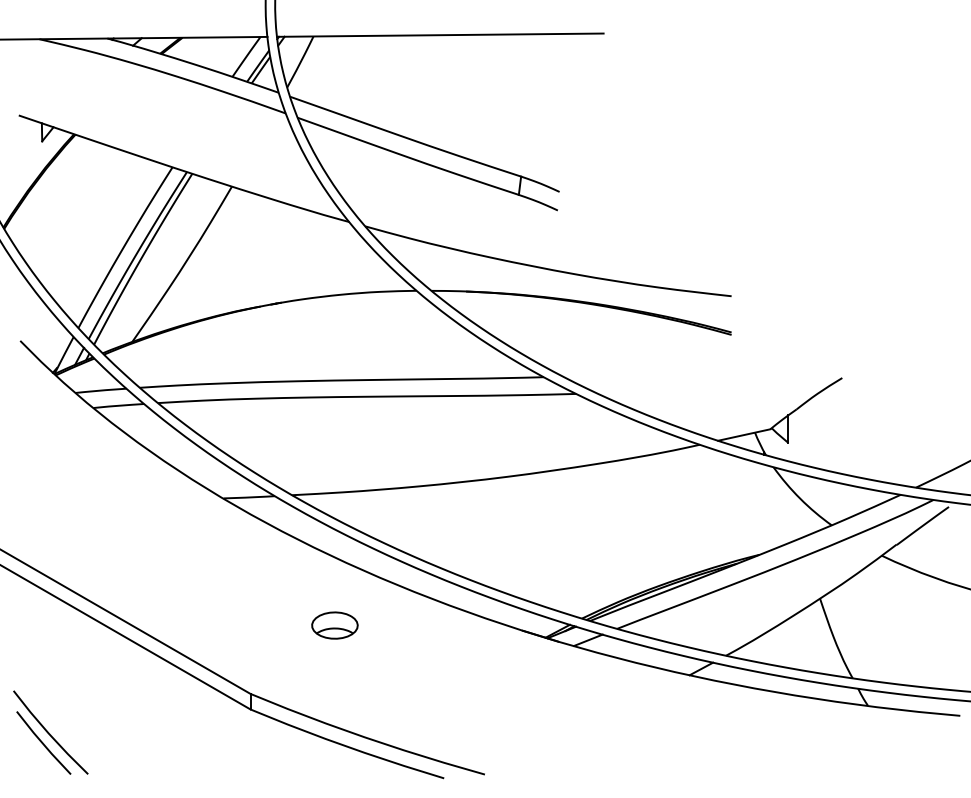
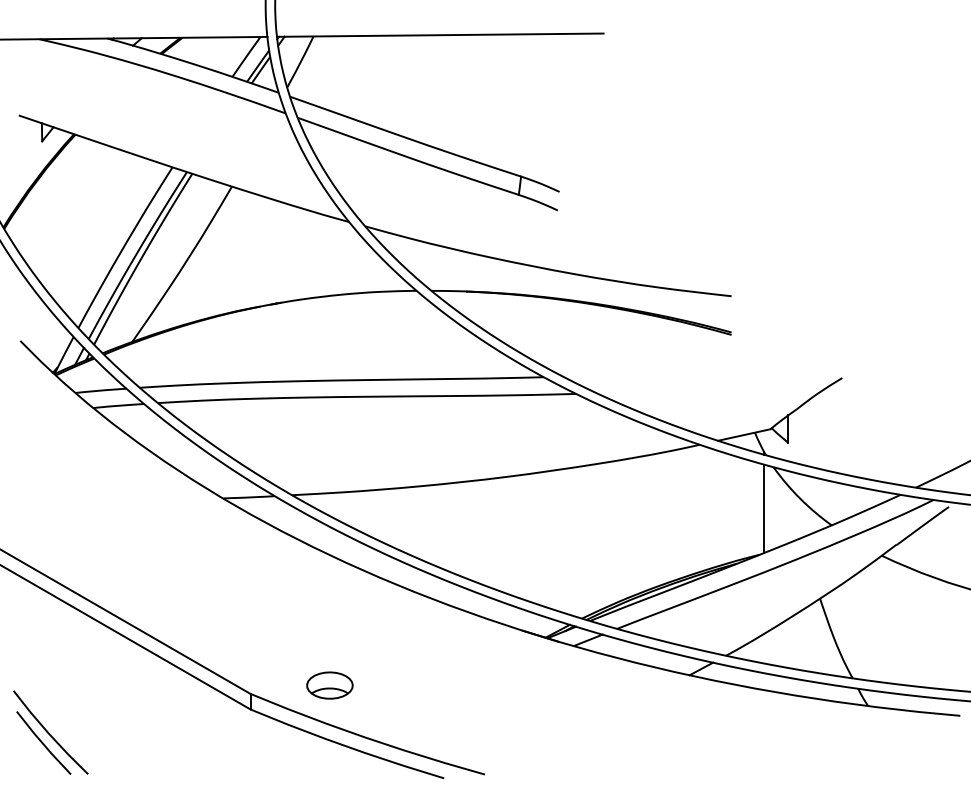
line: none -> present (764, 508)
part position: (334, 625) -> (329, 685) (329, 685)
